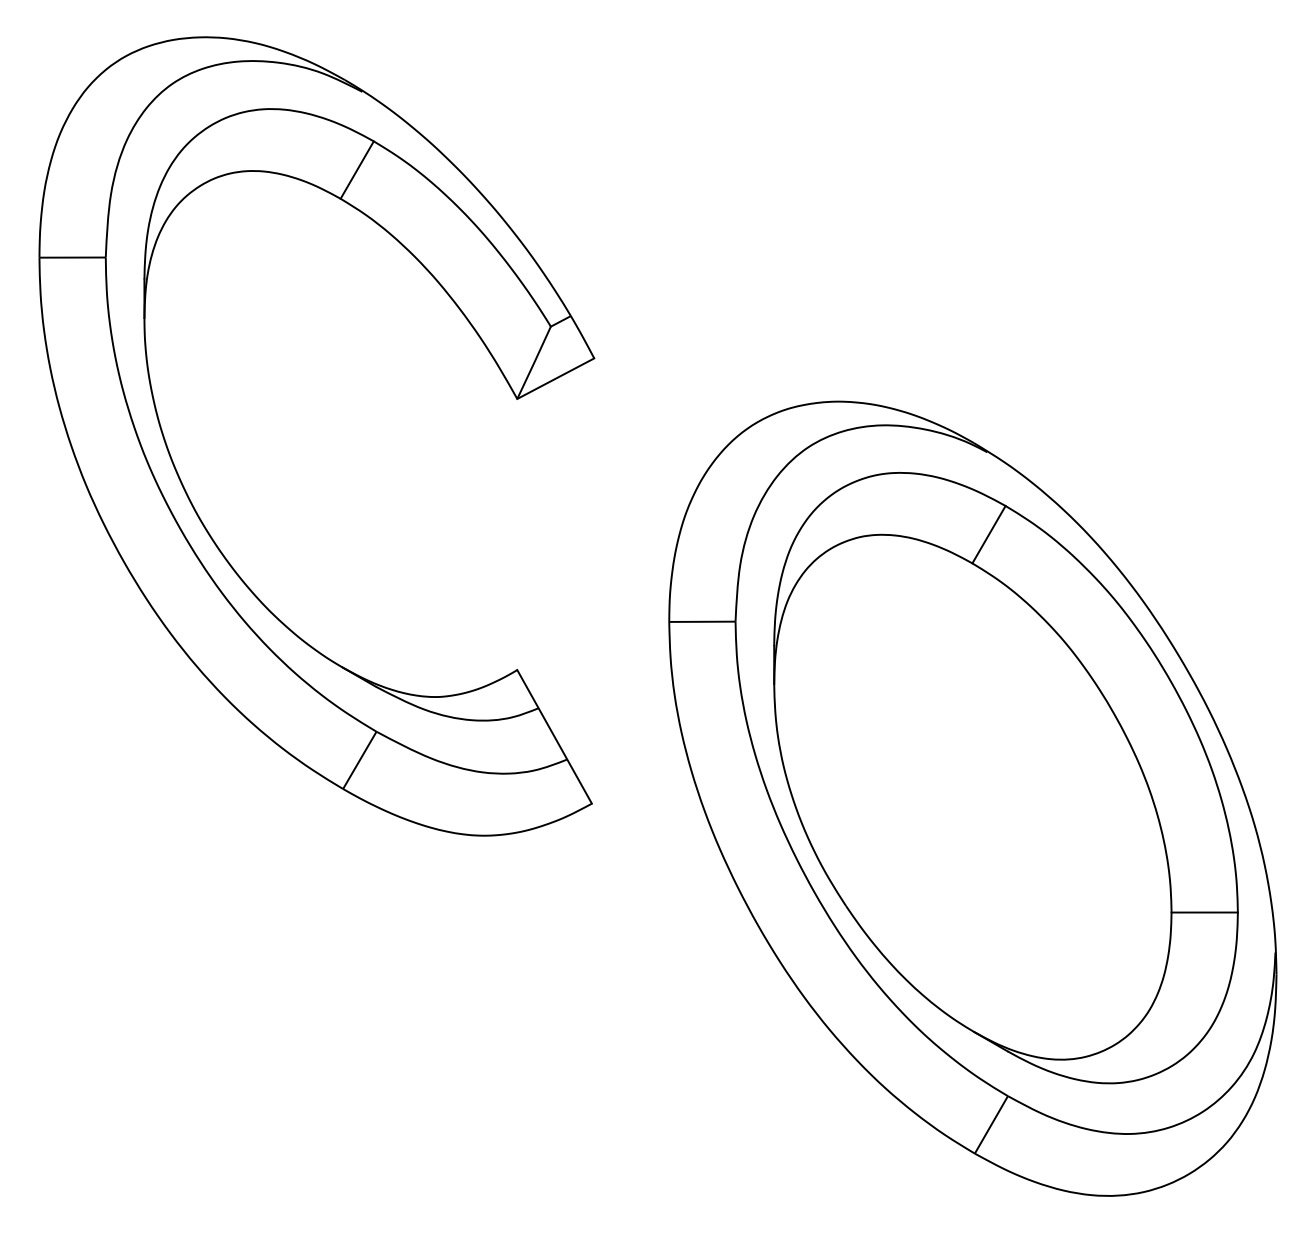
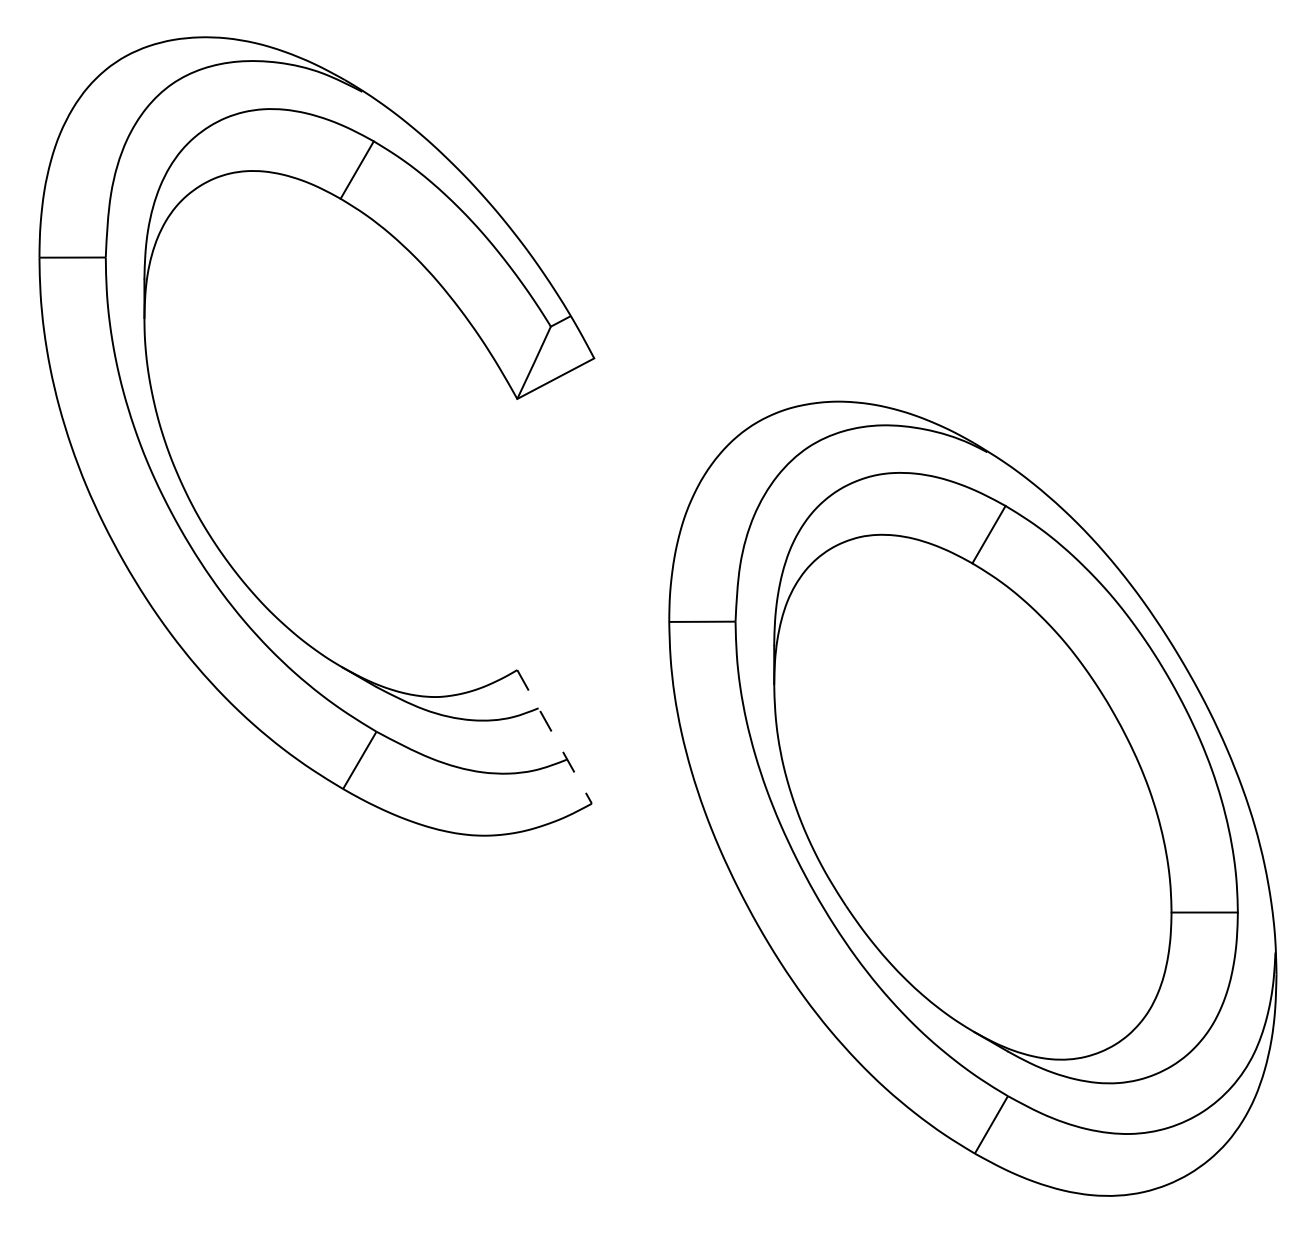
line: solid -> dashed (554, 736)
